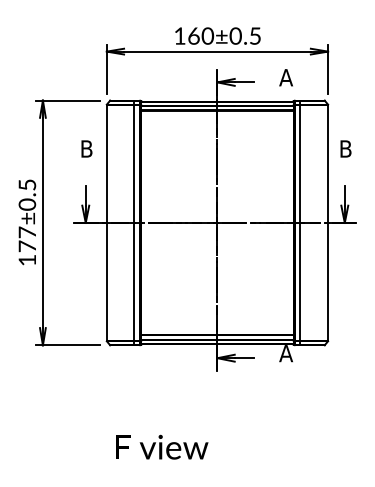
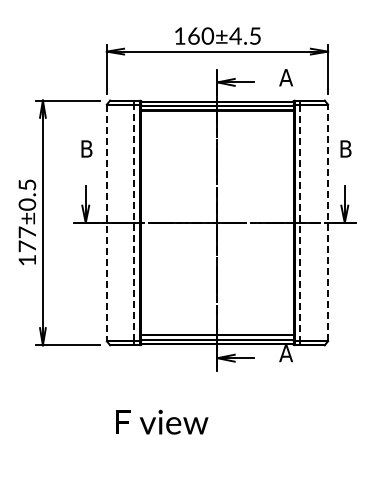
text: 160±0.5 -> 160±4.5 (235, 35)
line: solid -> dashed (134, 222)
line: solid -> dashed (328, 222)
line: solid -> dashed (106, 223)
line: solid -> dashed (300, 223)
text position: (162, 446) -> (162, 421) (162, 421)
